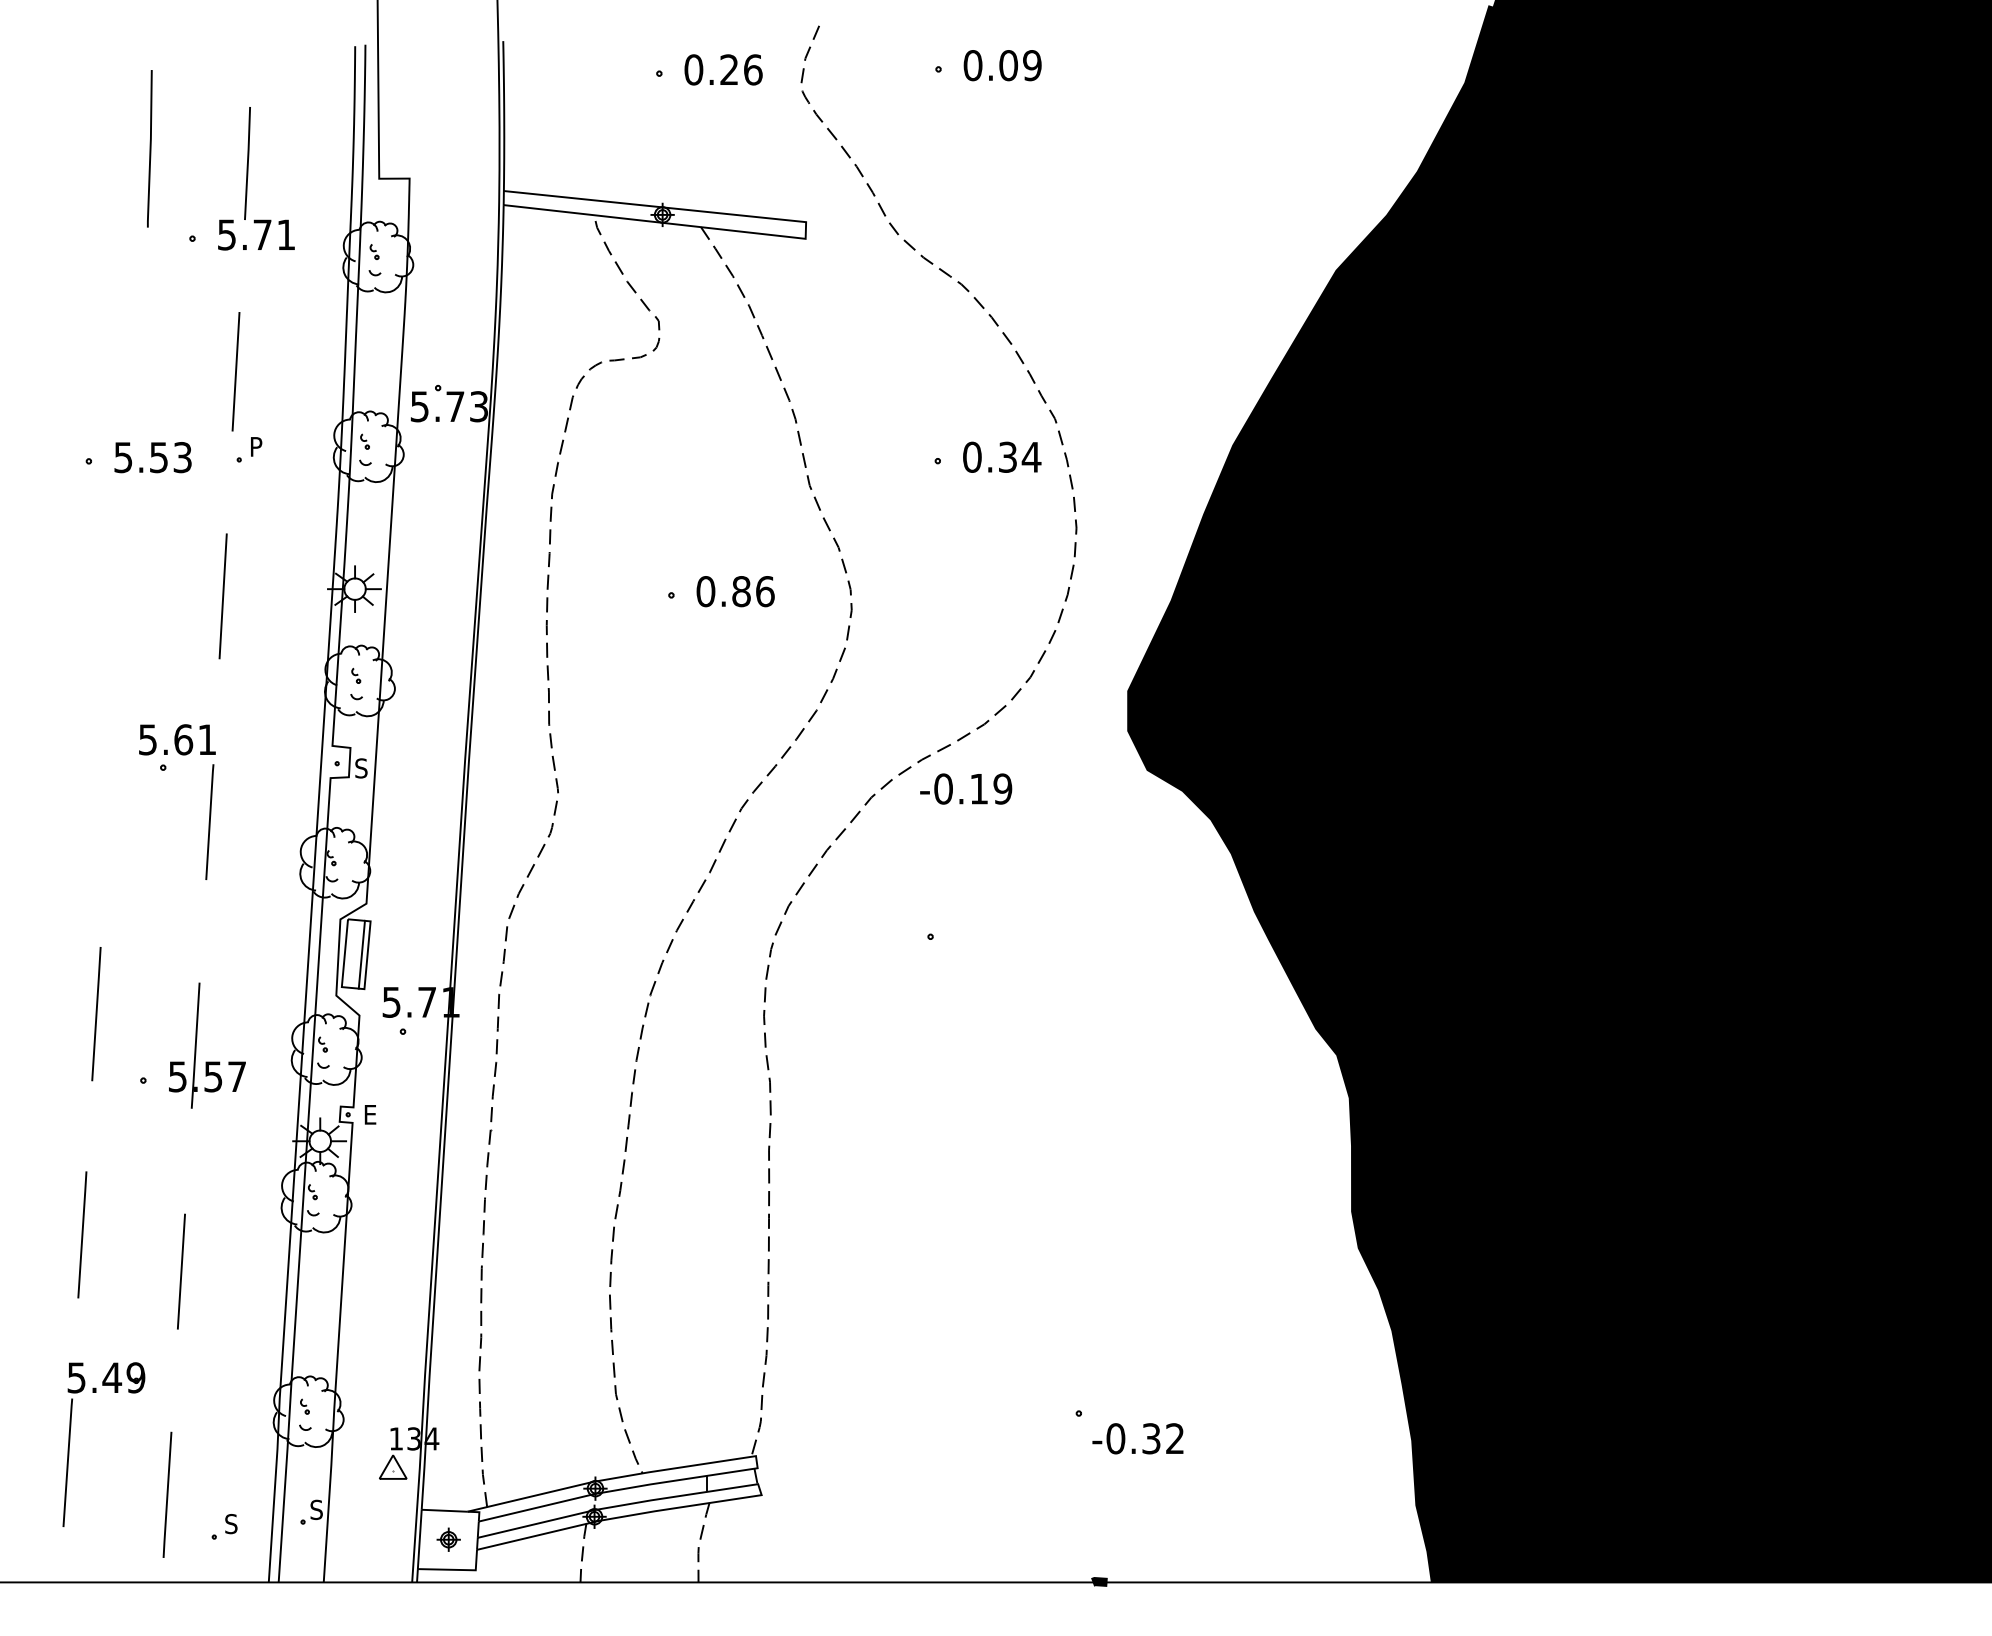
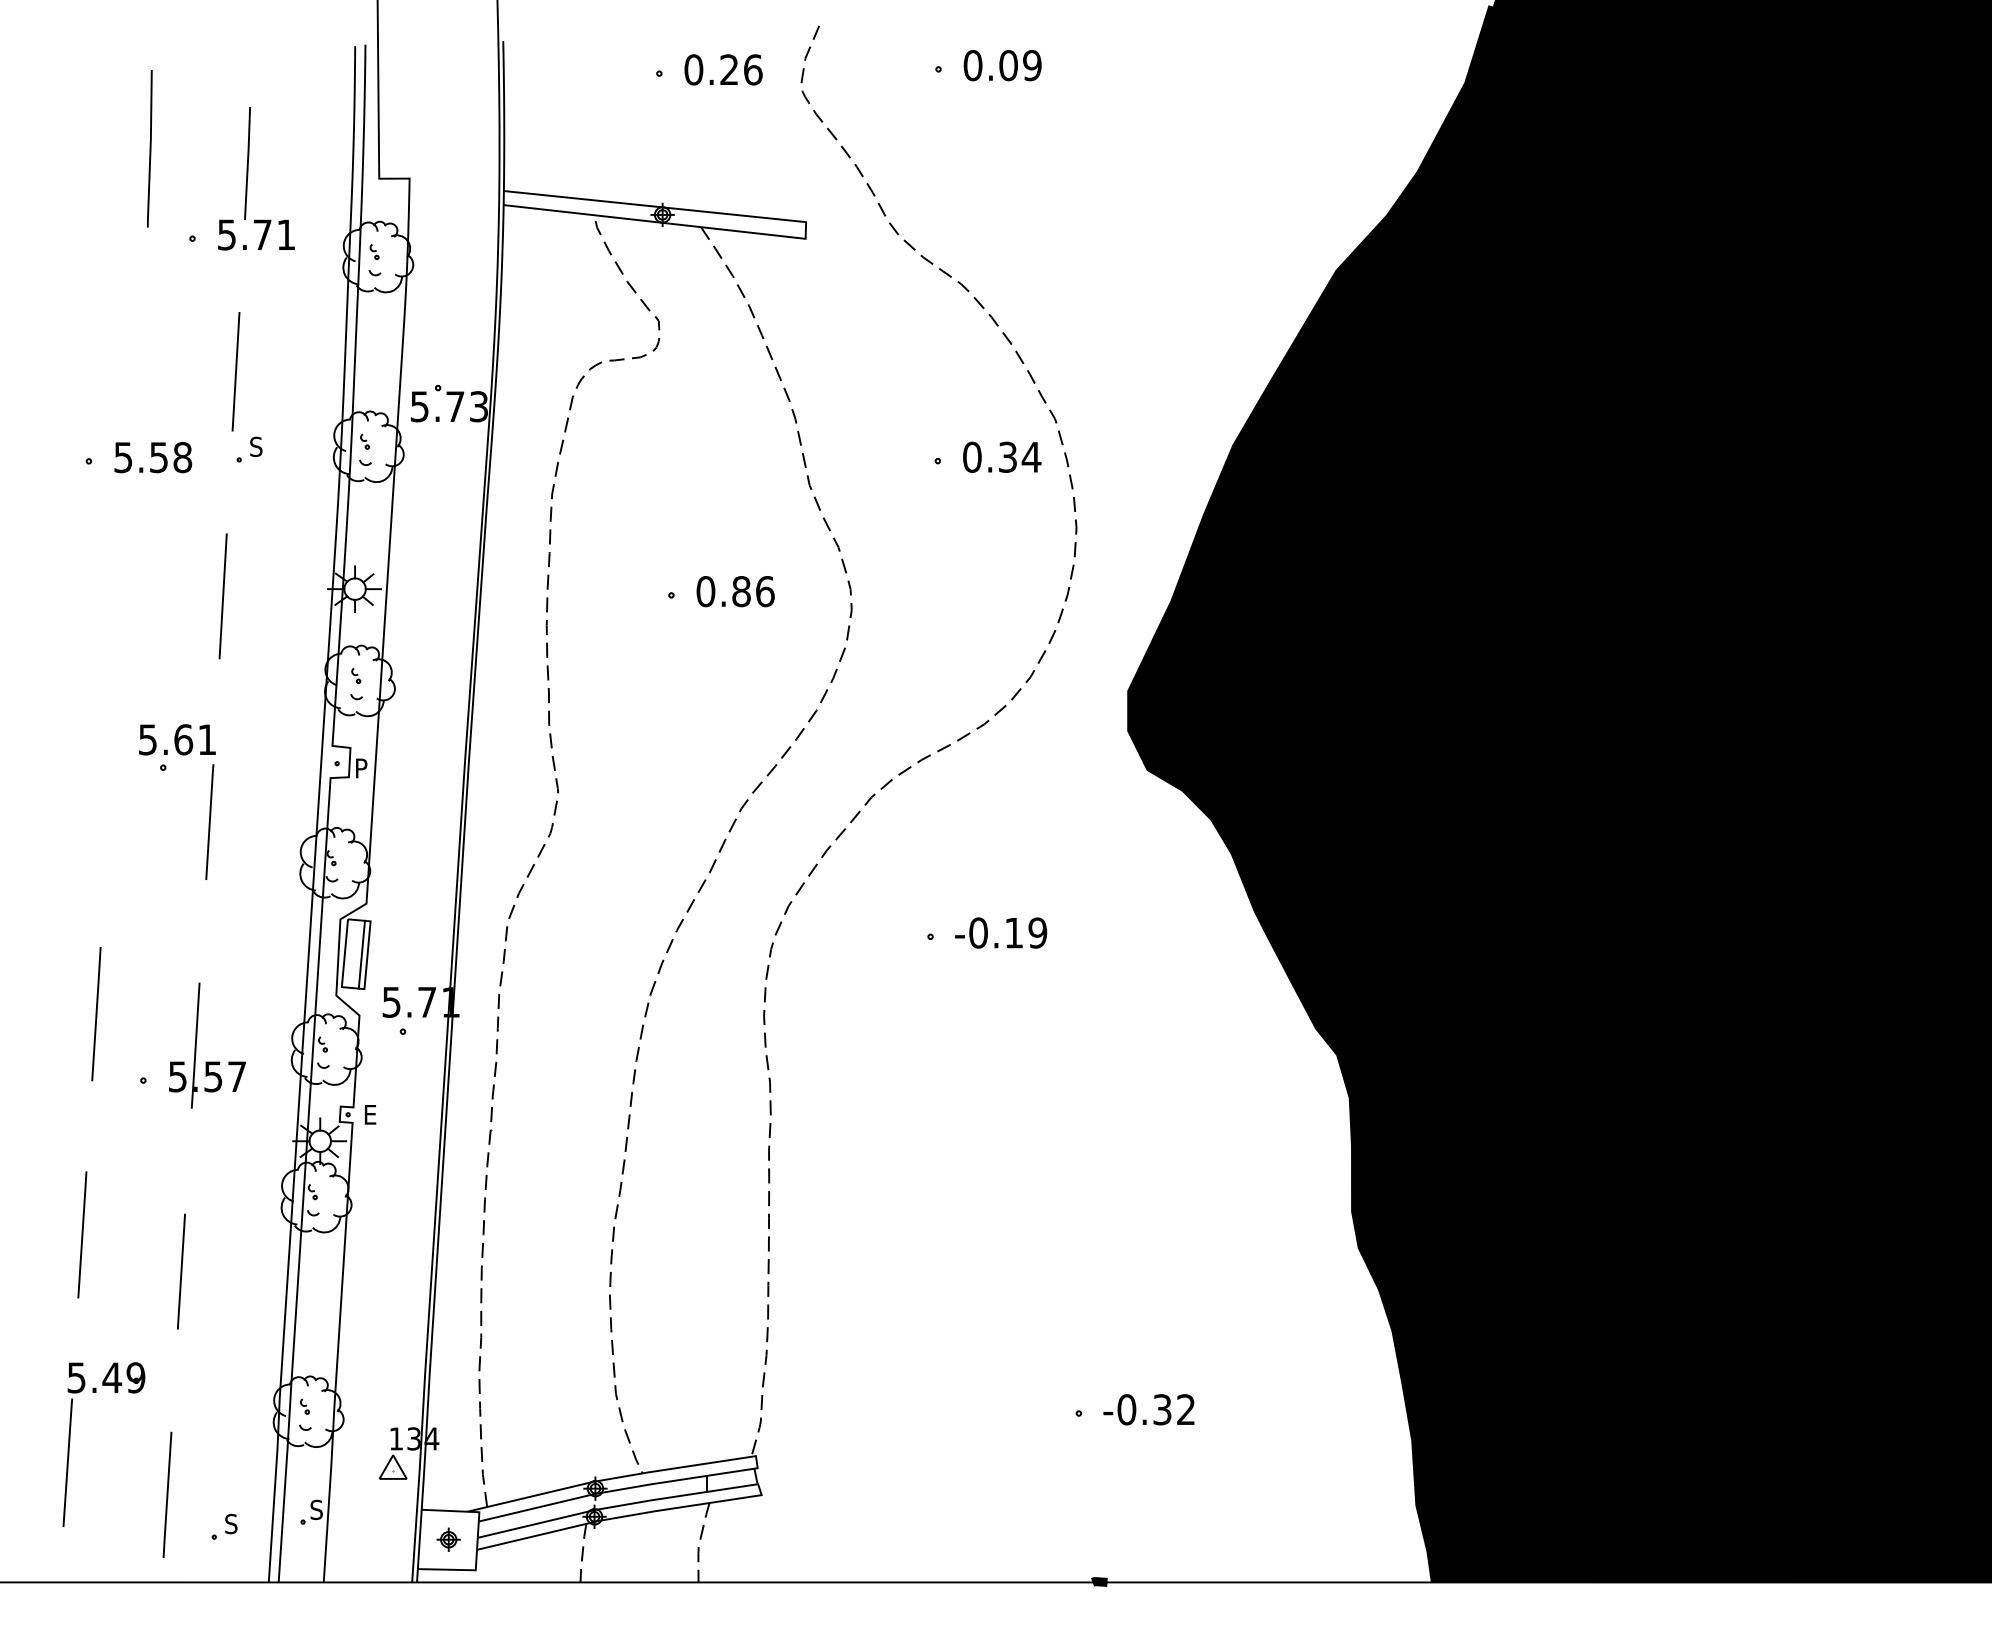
text: P -> S (256, 446)
text: 5.53 -> 5.58 (182, 457)
text: S -> P (361, 768)
text position: (966, 788) -> (1001, 932) (1001, 932)
text position: (1137, 1438) -> (1148, 1409) (1148, 1409)
